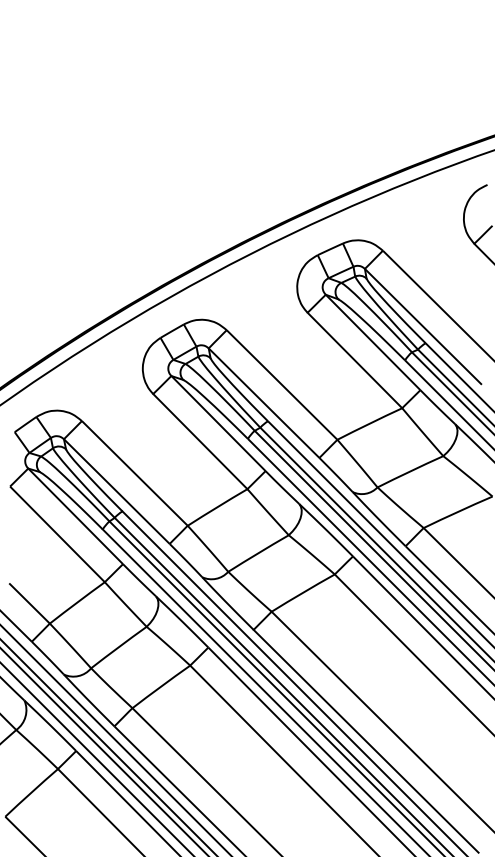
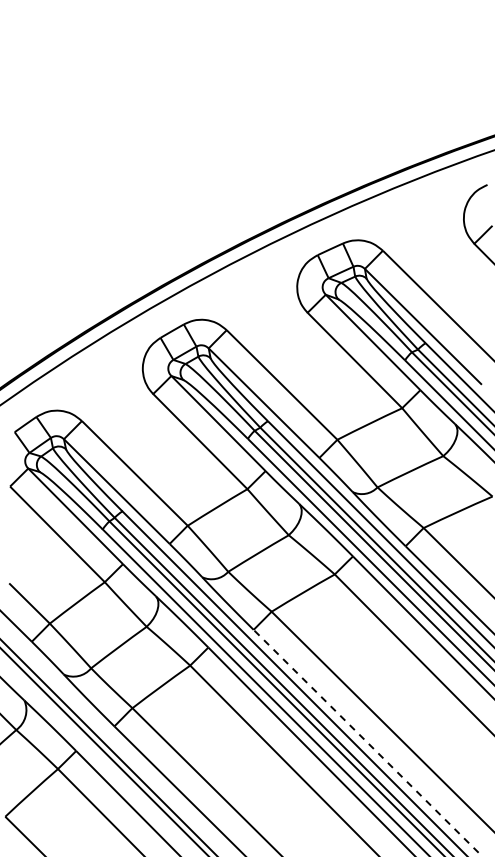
line: present -> none (115, 739)
line: solid -> dashed (365, 740)
line: present -> none (96, 758)
